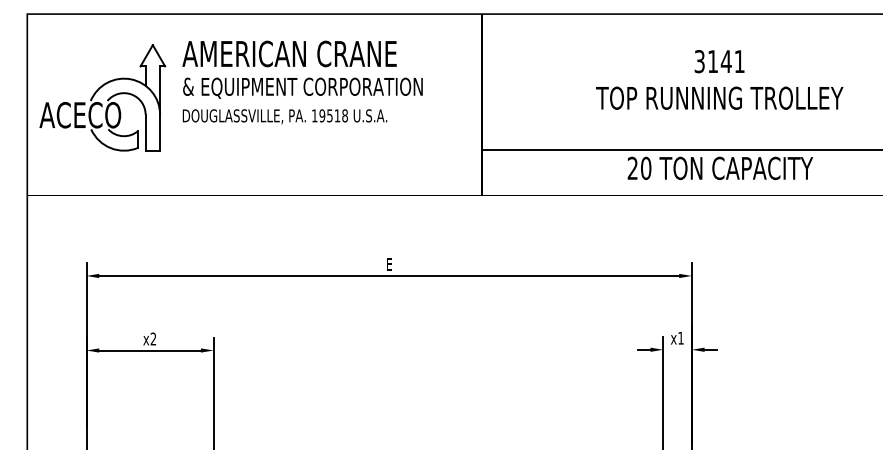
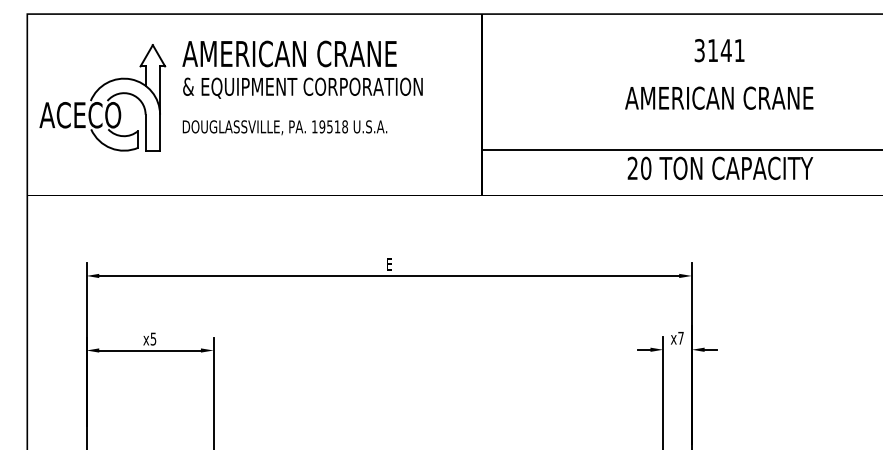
text position: (719, 61) -> (719, 50) (719, 50)
text: TOP RUNNING TROLLEY -> AMERICAN CRANE (719, 97)
text position: (284, 116) -> (284, 127) (284, 127)
text: x2 -> x5 (153, 338)
text: x1 -> x7 (680, 338)
